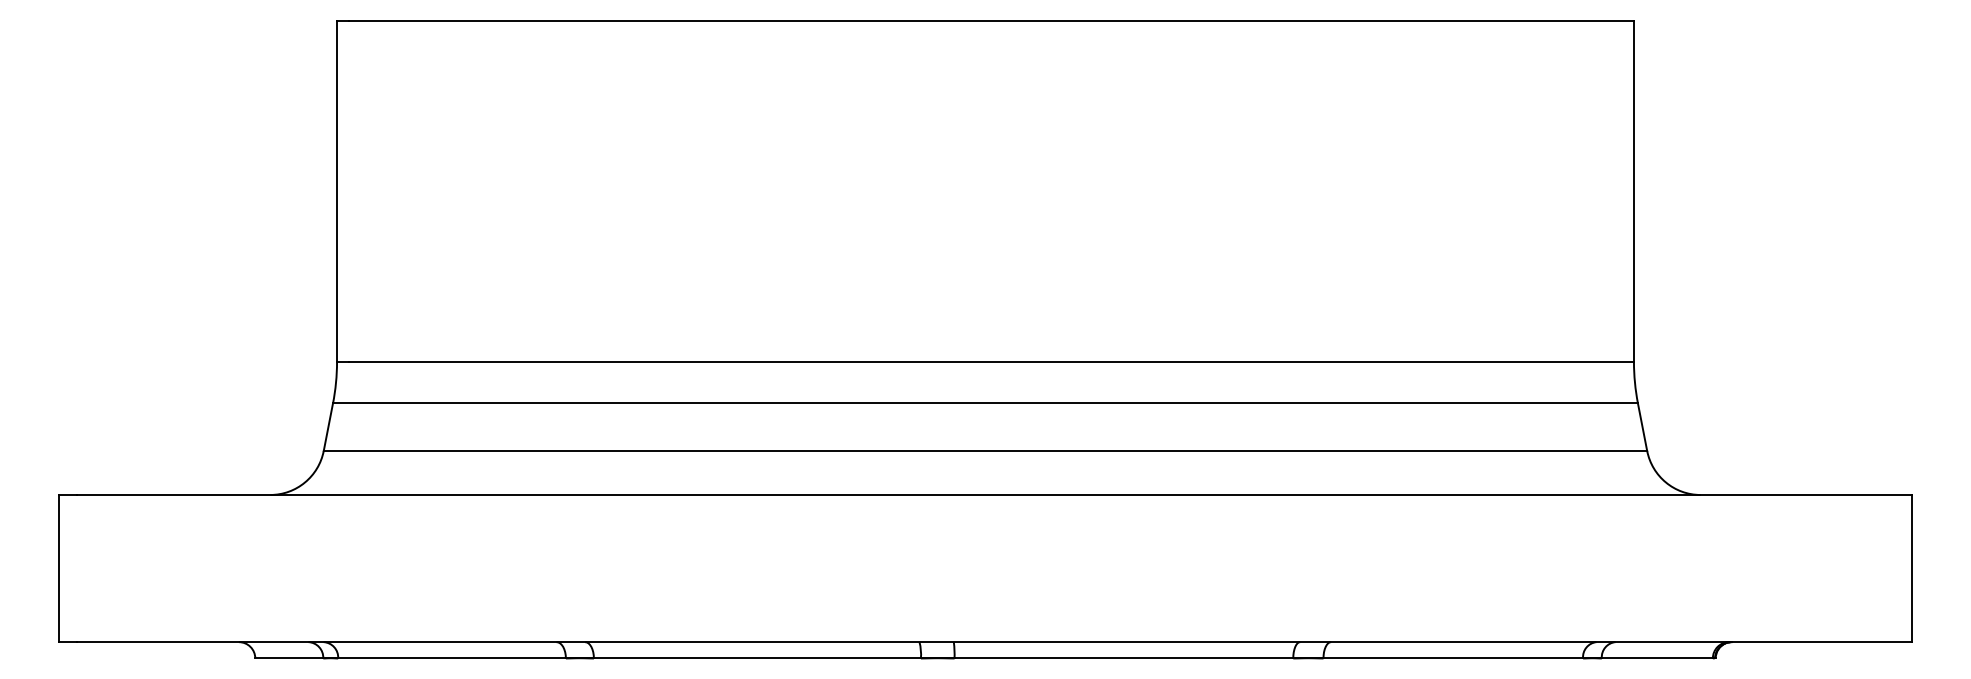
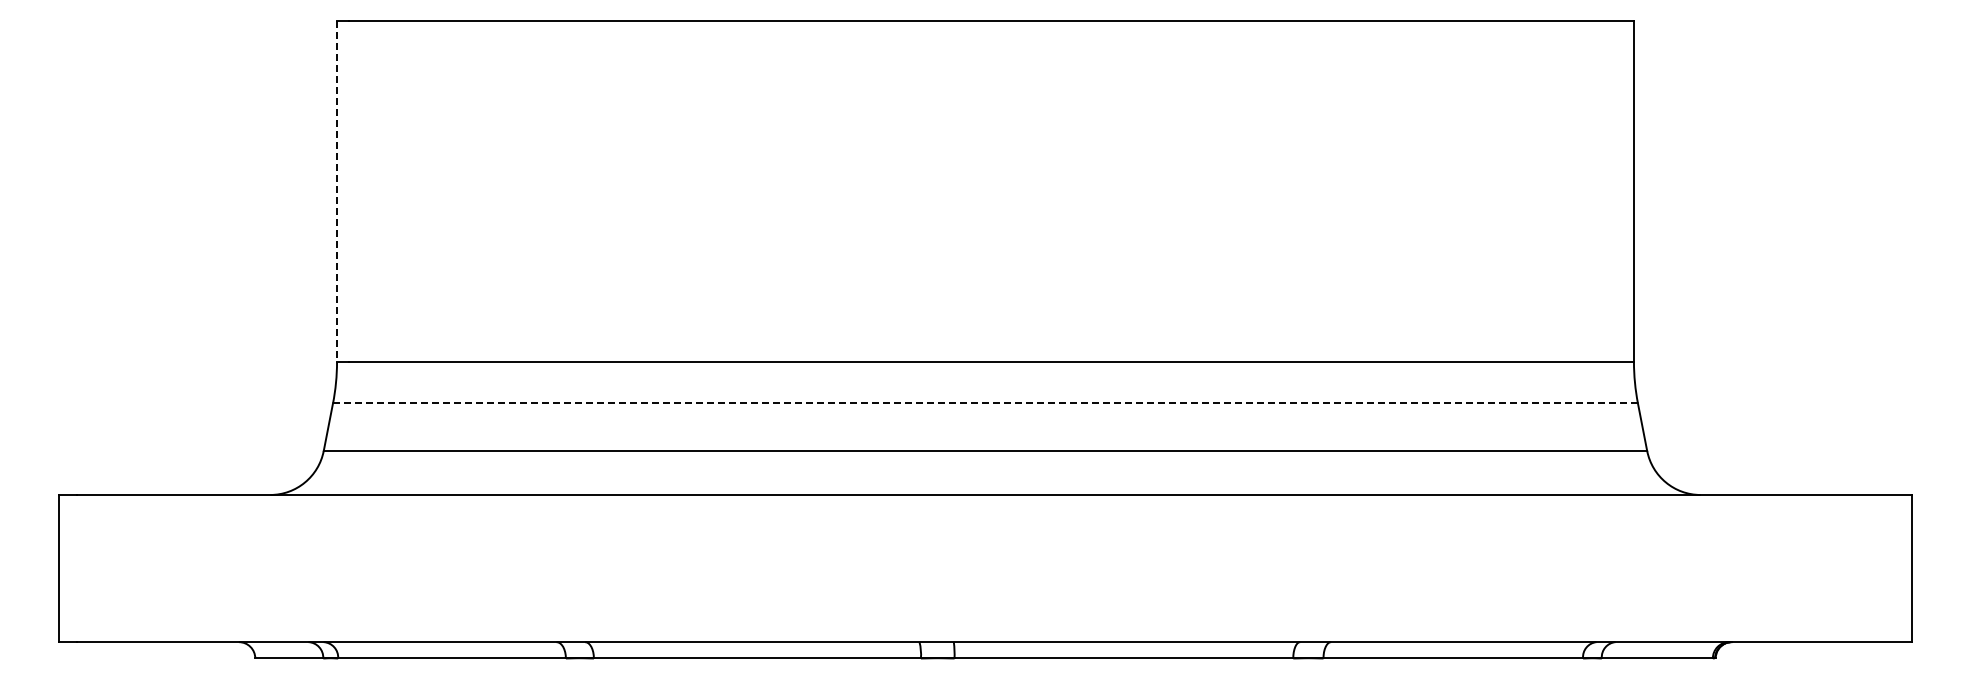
line: solid -> dashed (337, 191)
line: solid -> dashed (984, 403)
